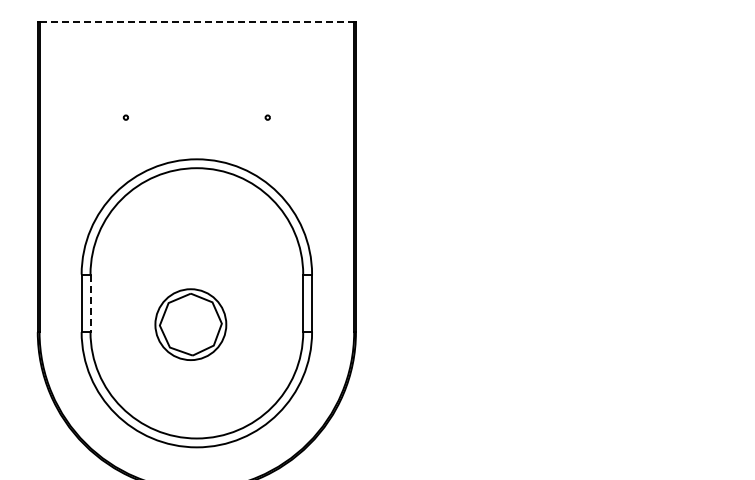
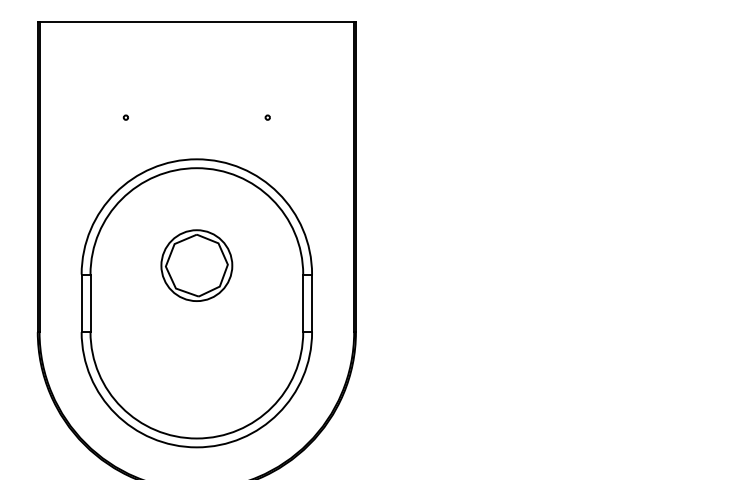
line: dashed -> solid (197, 21)
line: dashed -> solid (90, 303)
part position: (190, 324) -> (196, 265) (196, 265)
